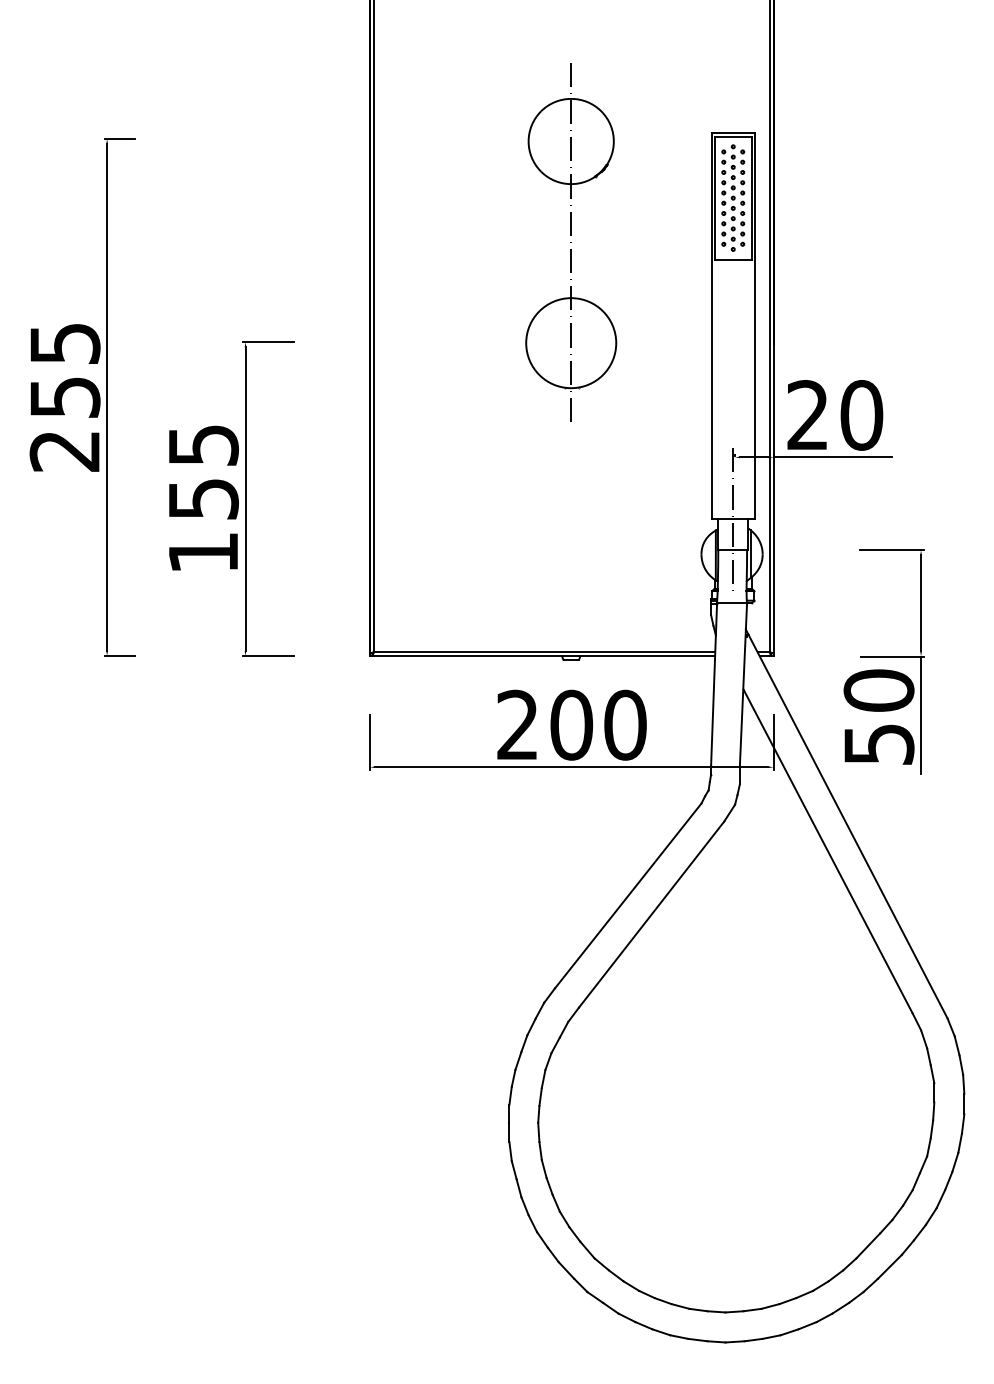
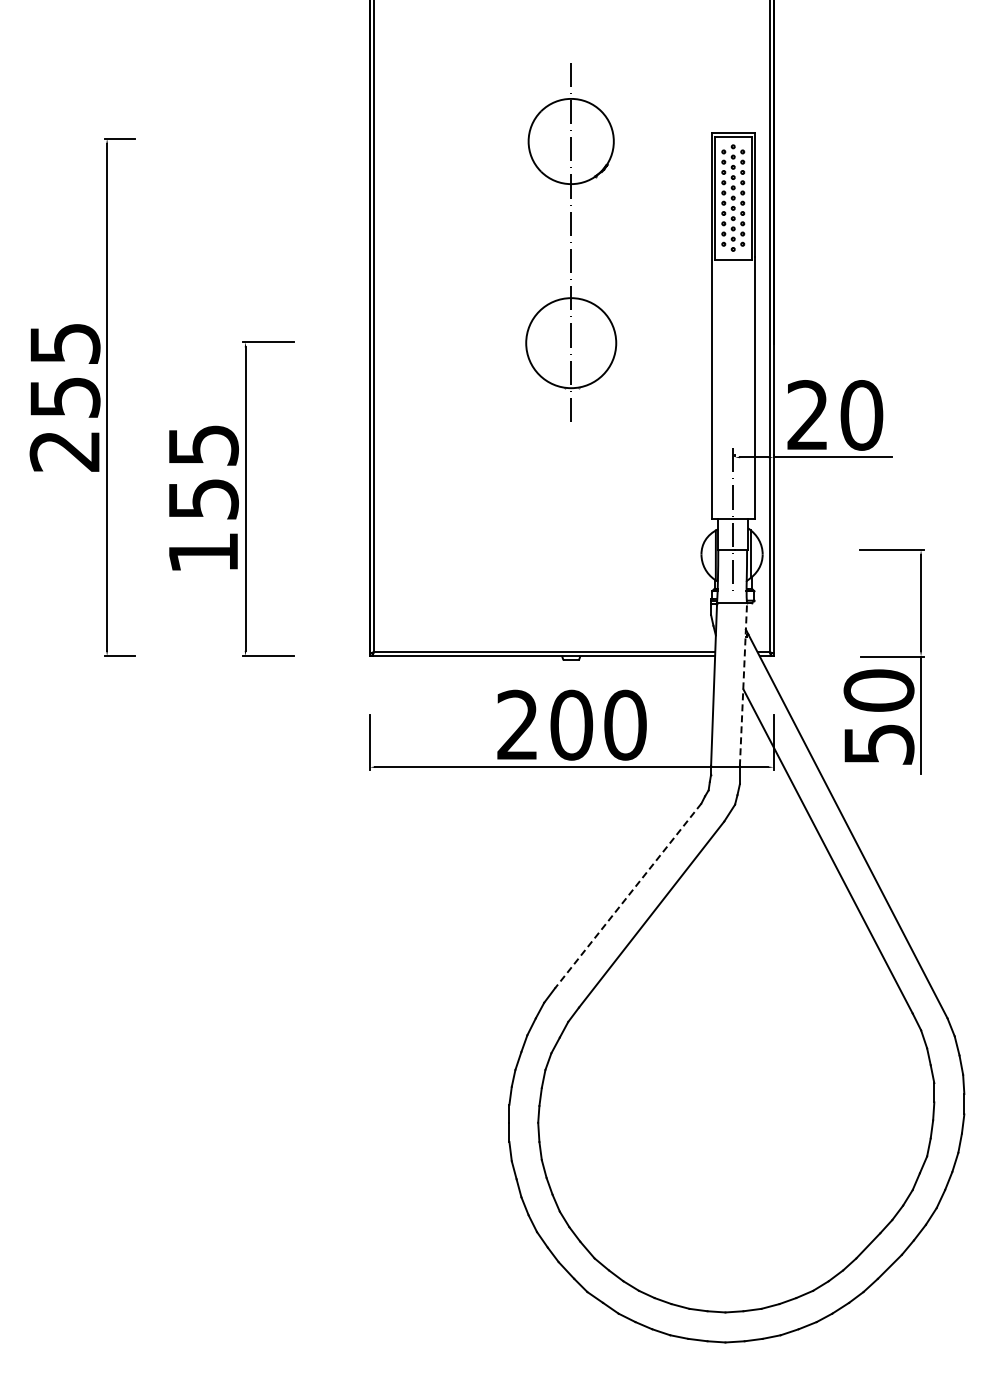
line: solid -> dashed (743, 684)
line: solid -> dashed (628, 895)
